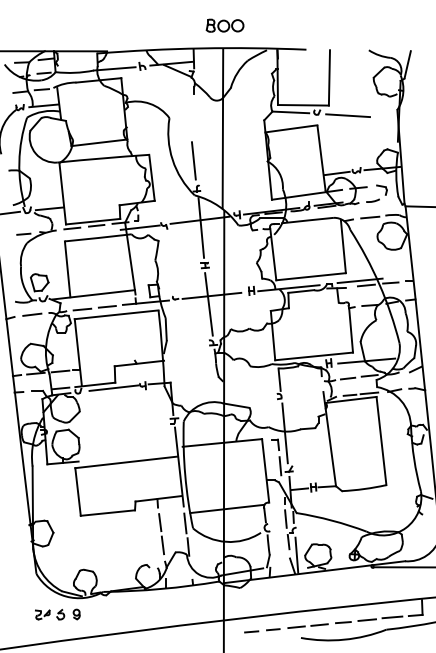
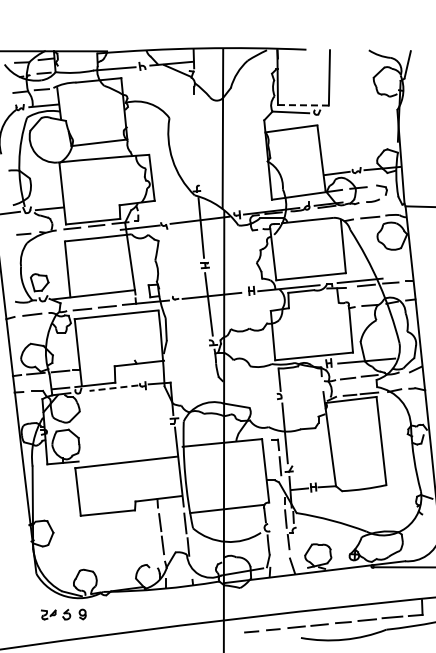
part: present -> none (224, 25)
line: solid -> dashed (303, 105)
line: present -> none (347, 115)
line: present -> none (193, 160)
line: solid -> dashed (113, 388)
line: present -> none (296, 554)
part position: (57, 614) -> (63, 614) (63, 614)
